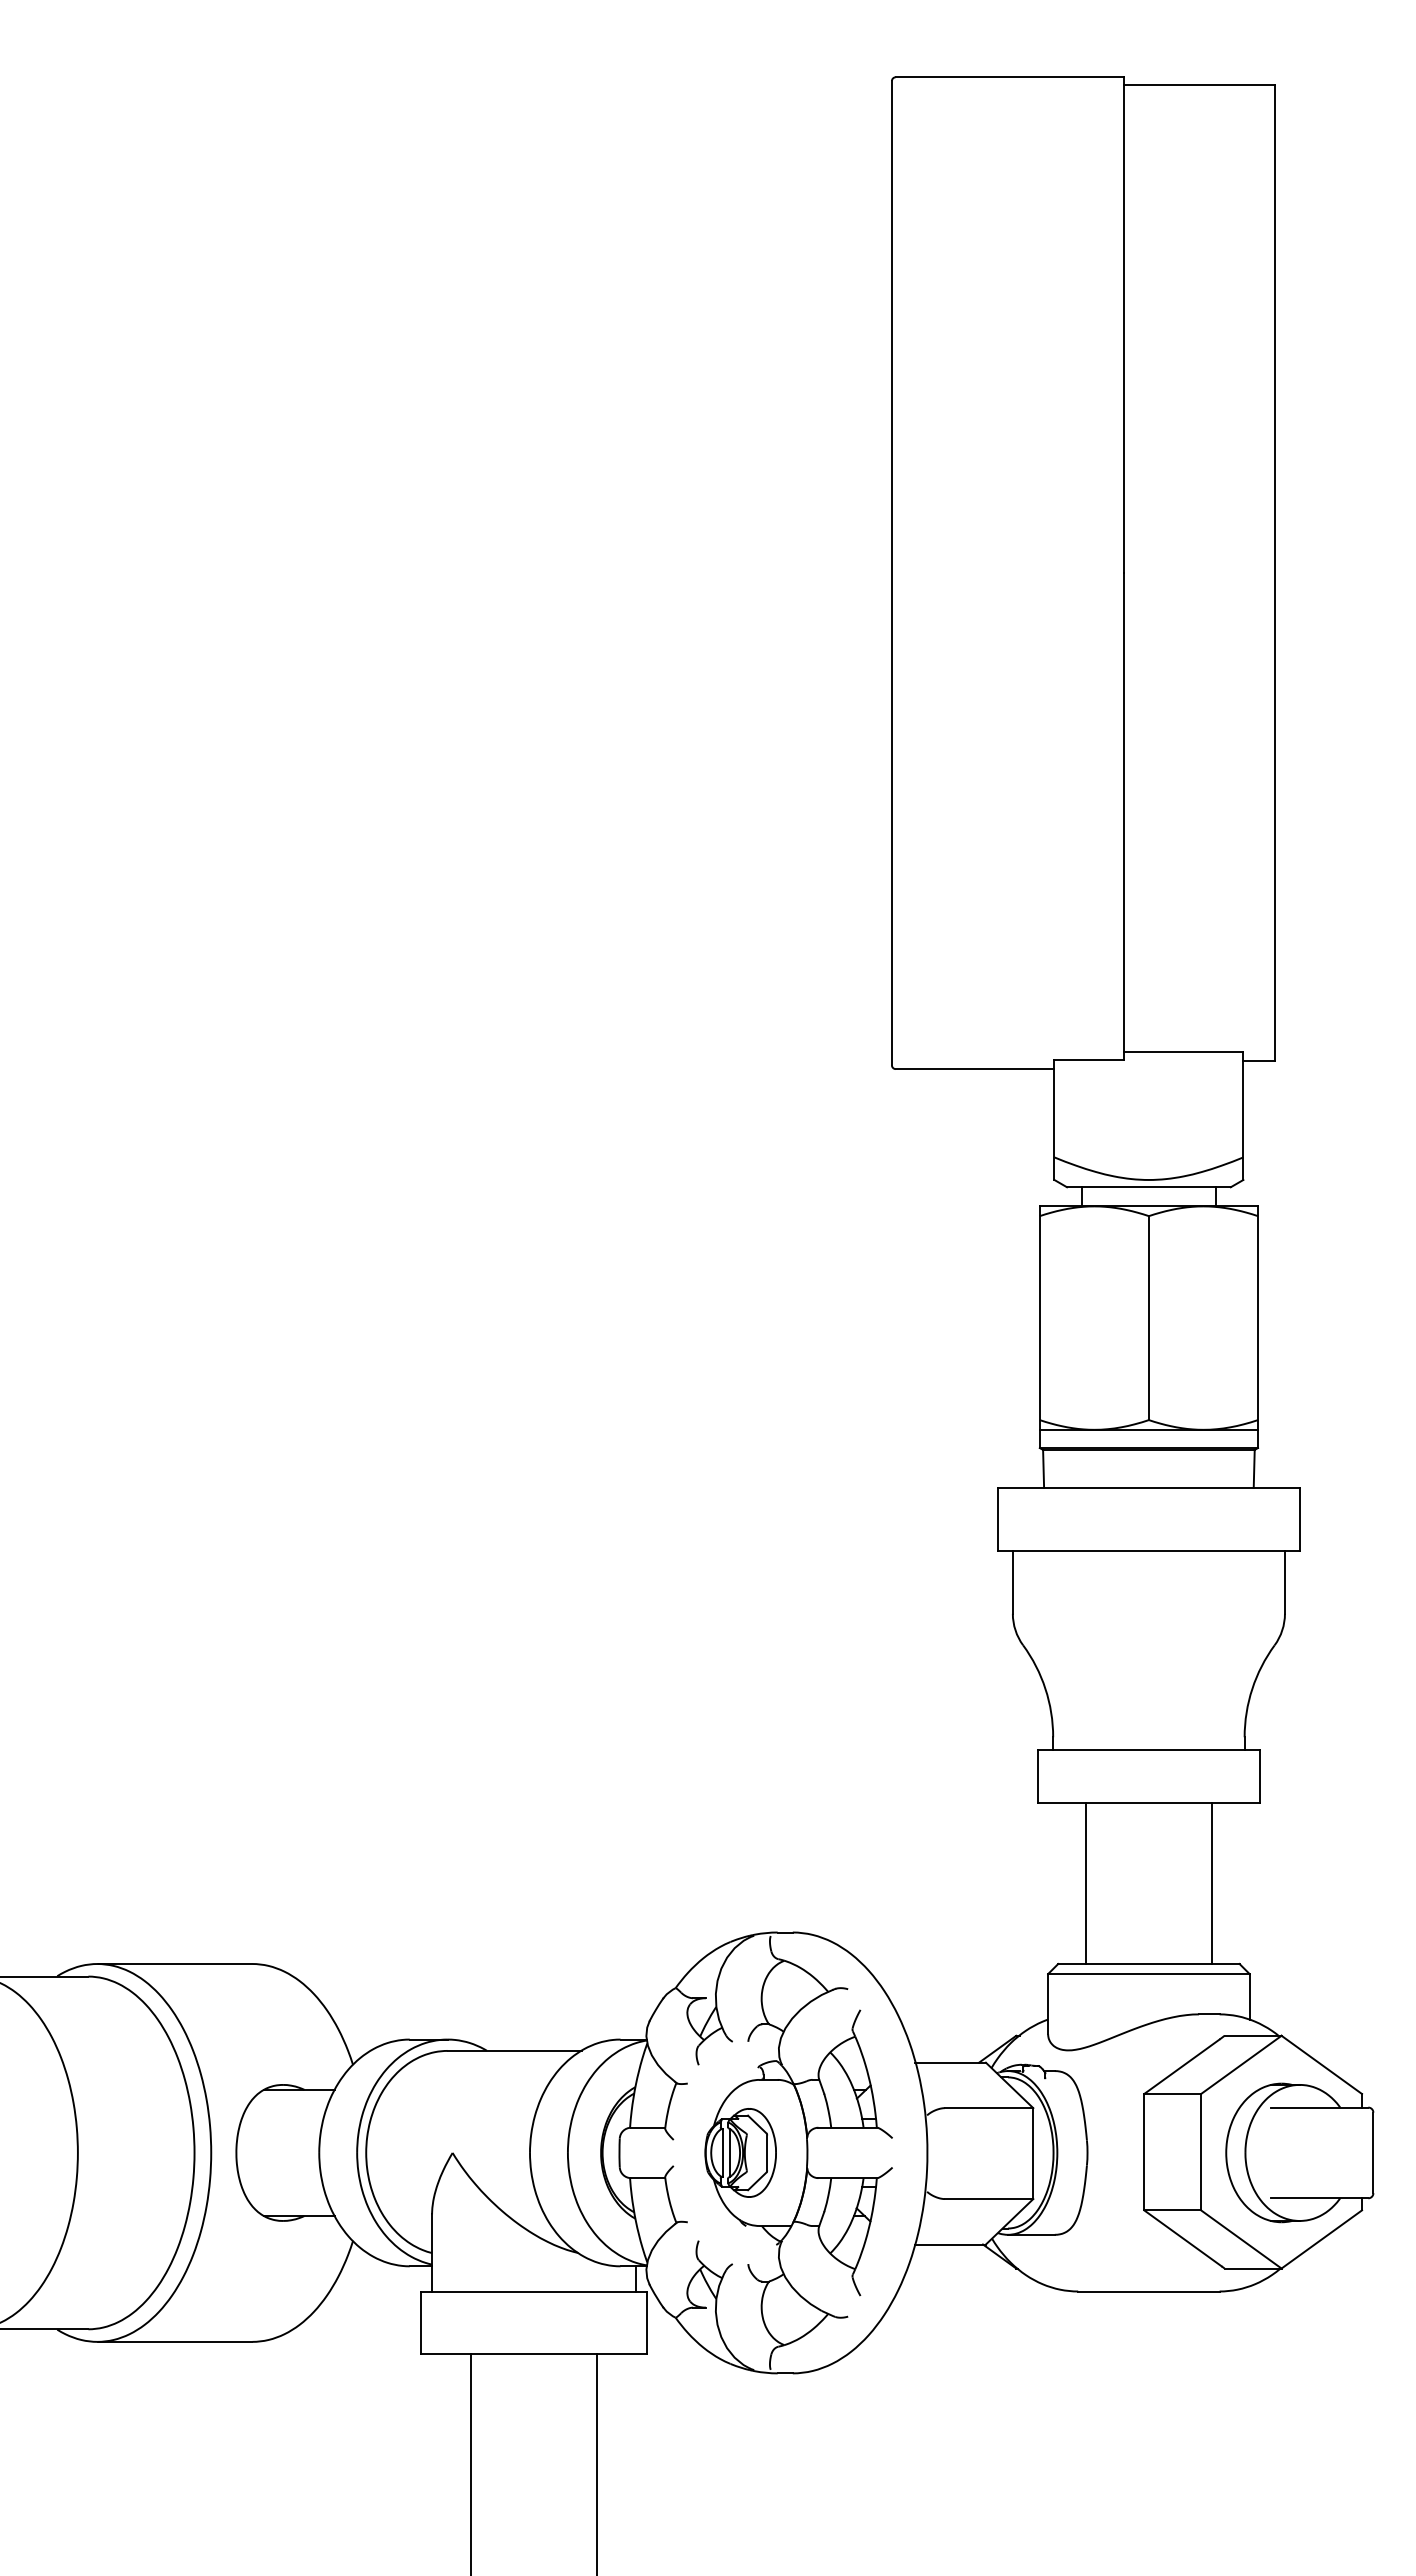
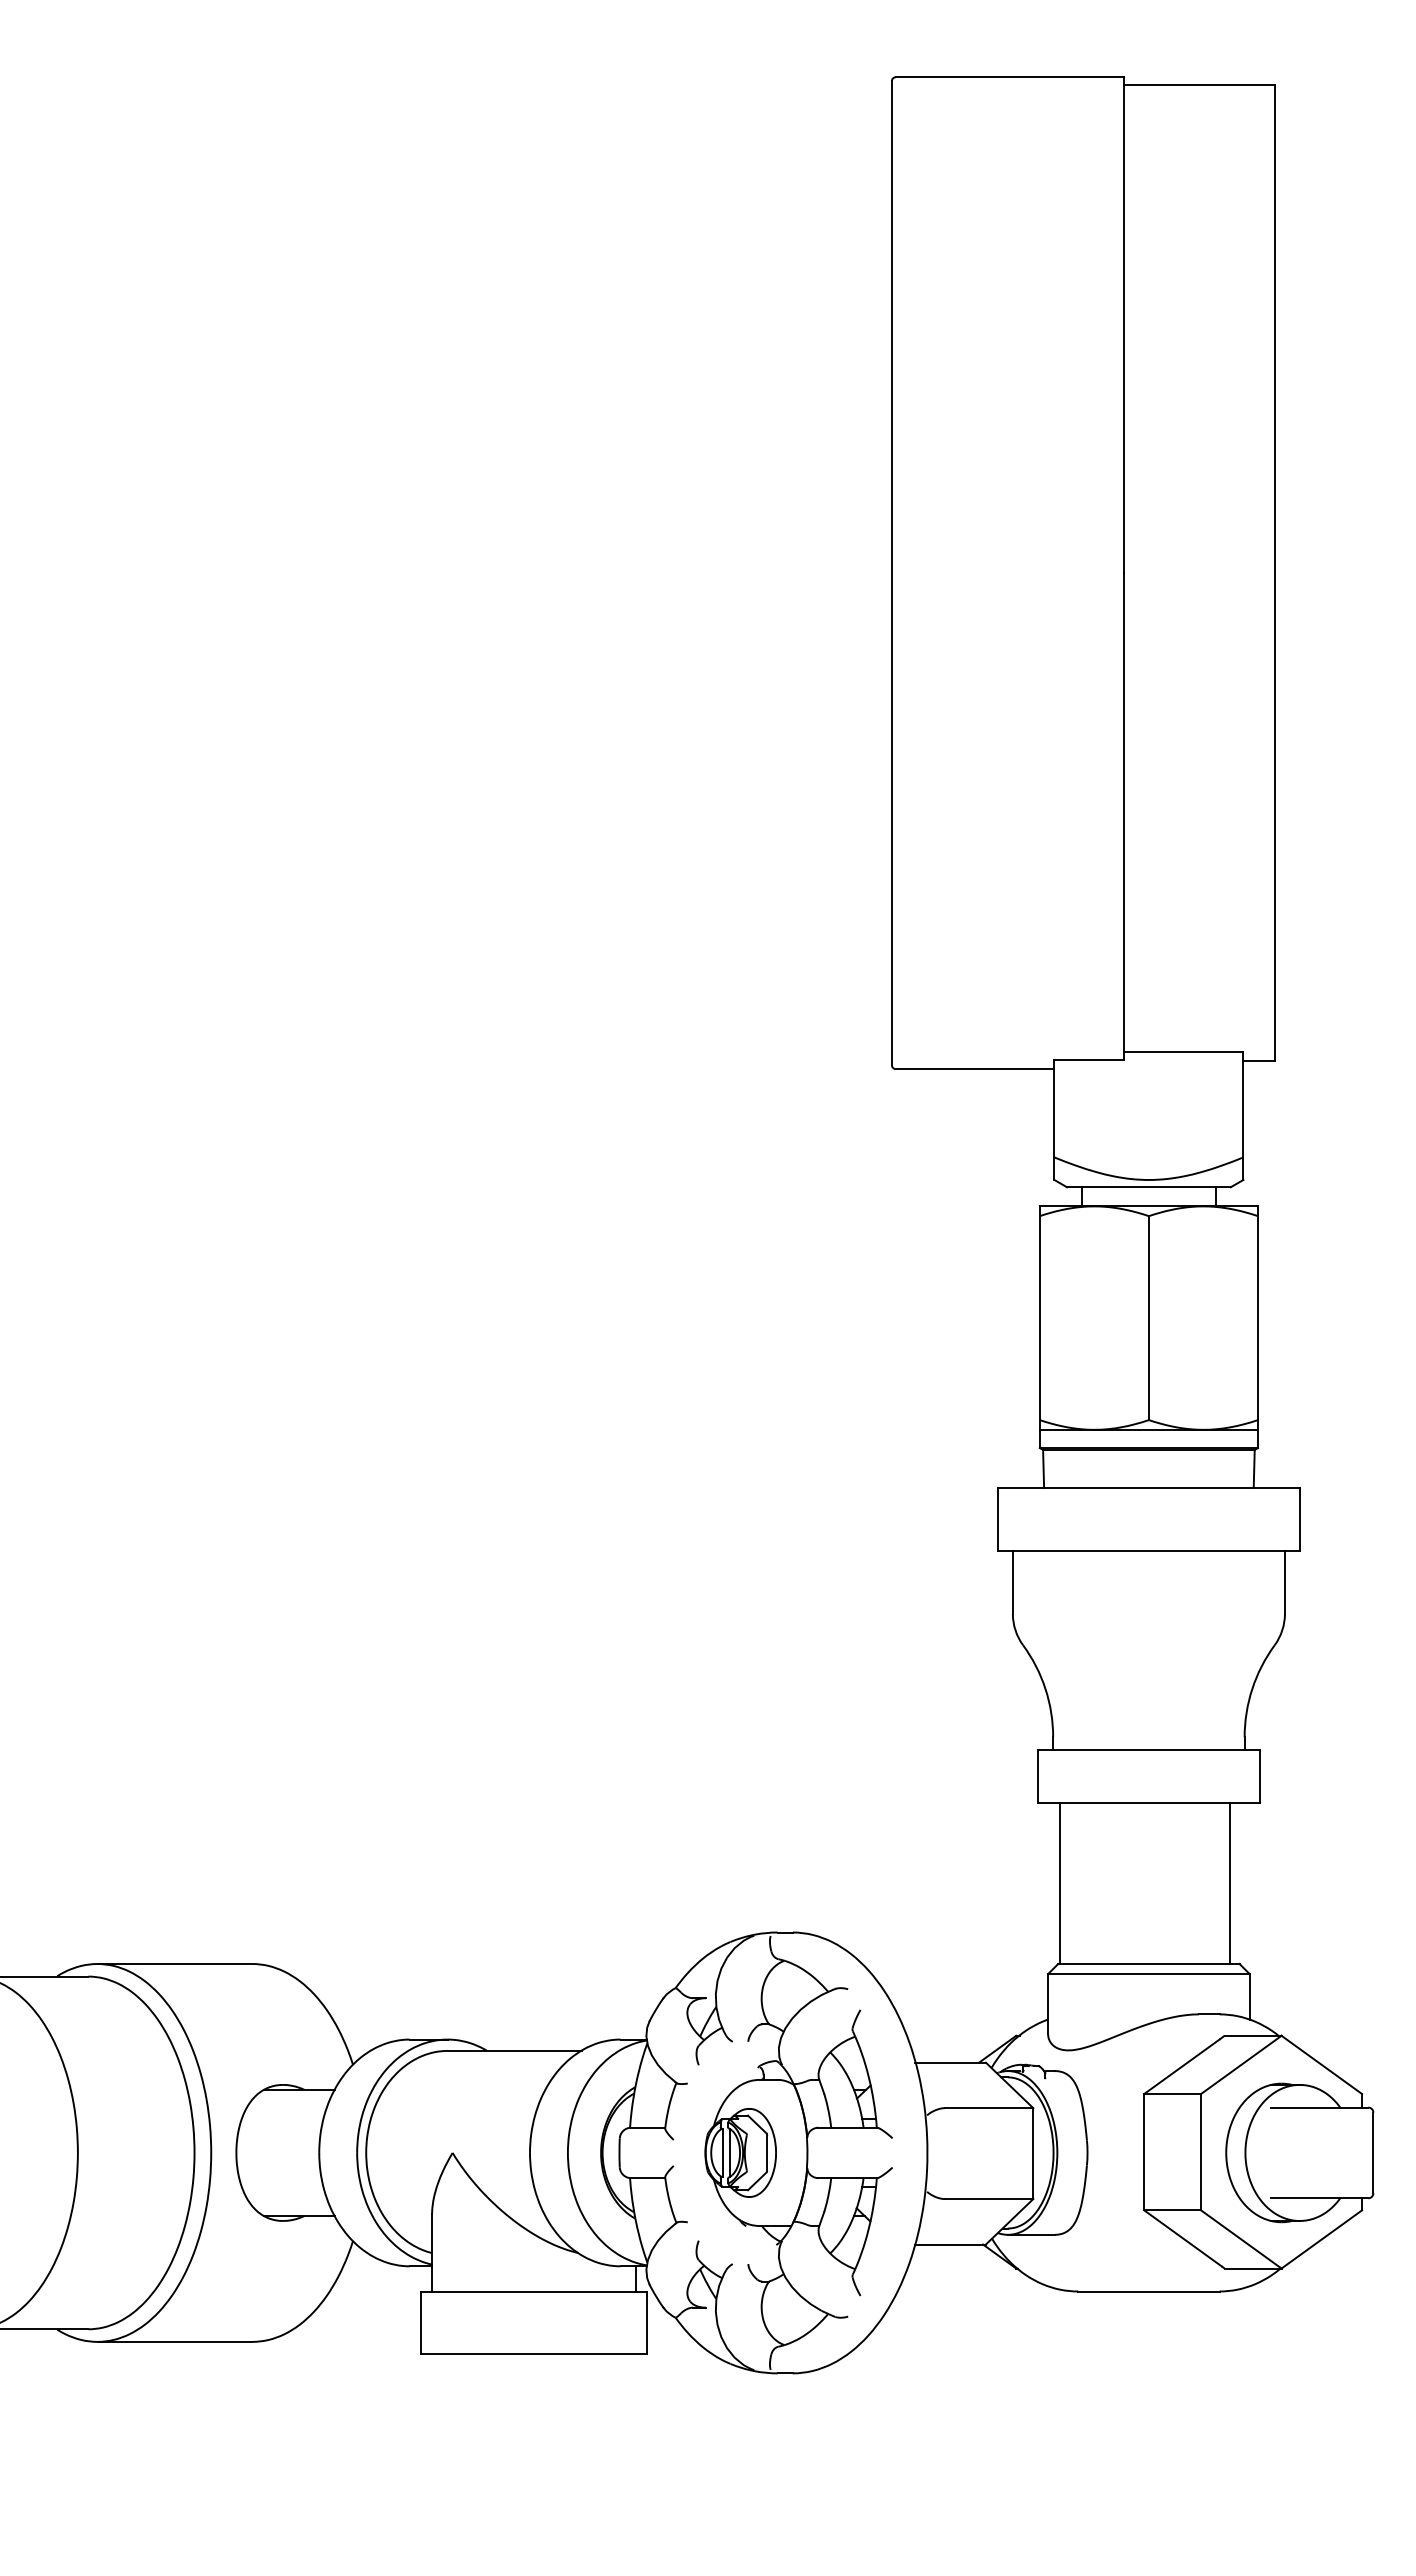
line position: (1085, 1882) -> (1059, 1882) (1059, 1882)
line position: (1211, 1882) -> (1229, 1882) (1229, 1882)
line: present -> none (471, 2463)
line: present -> none (597, 2463)
